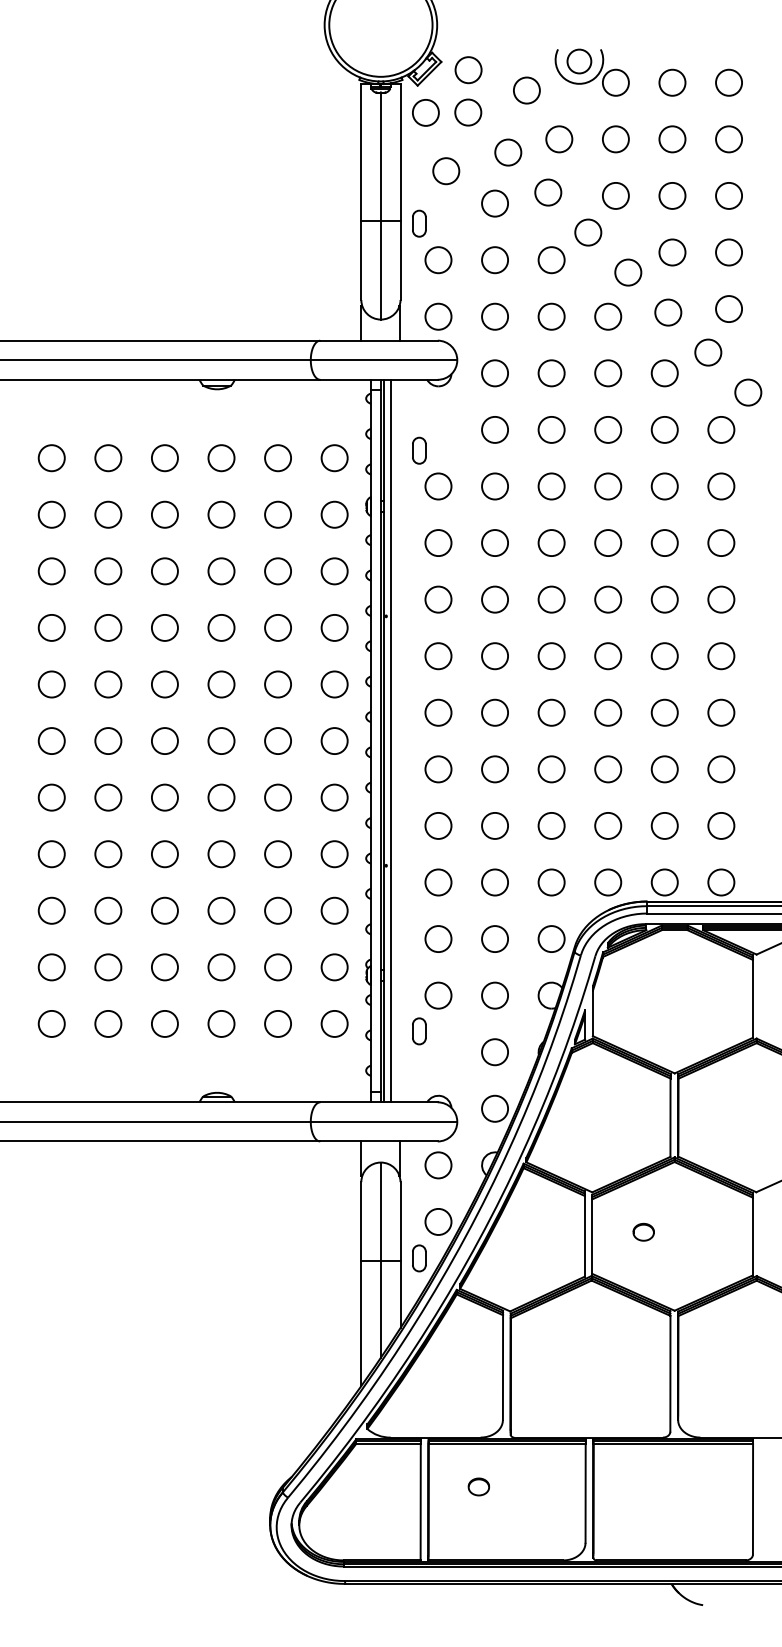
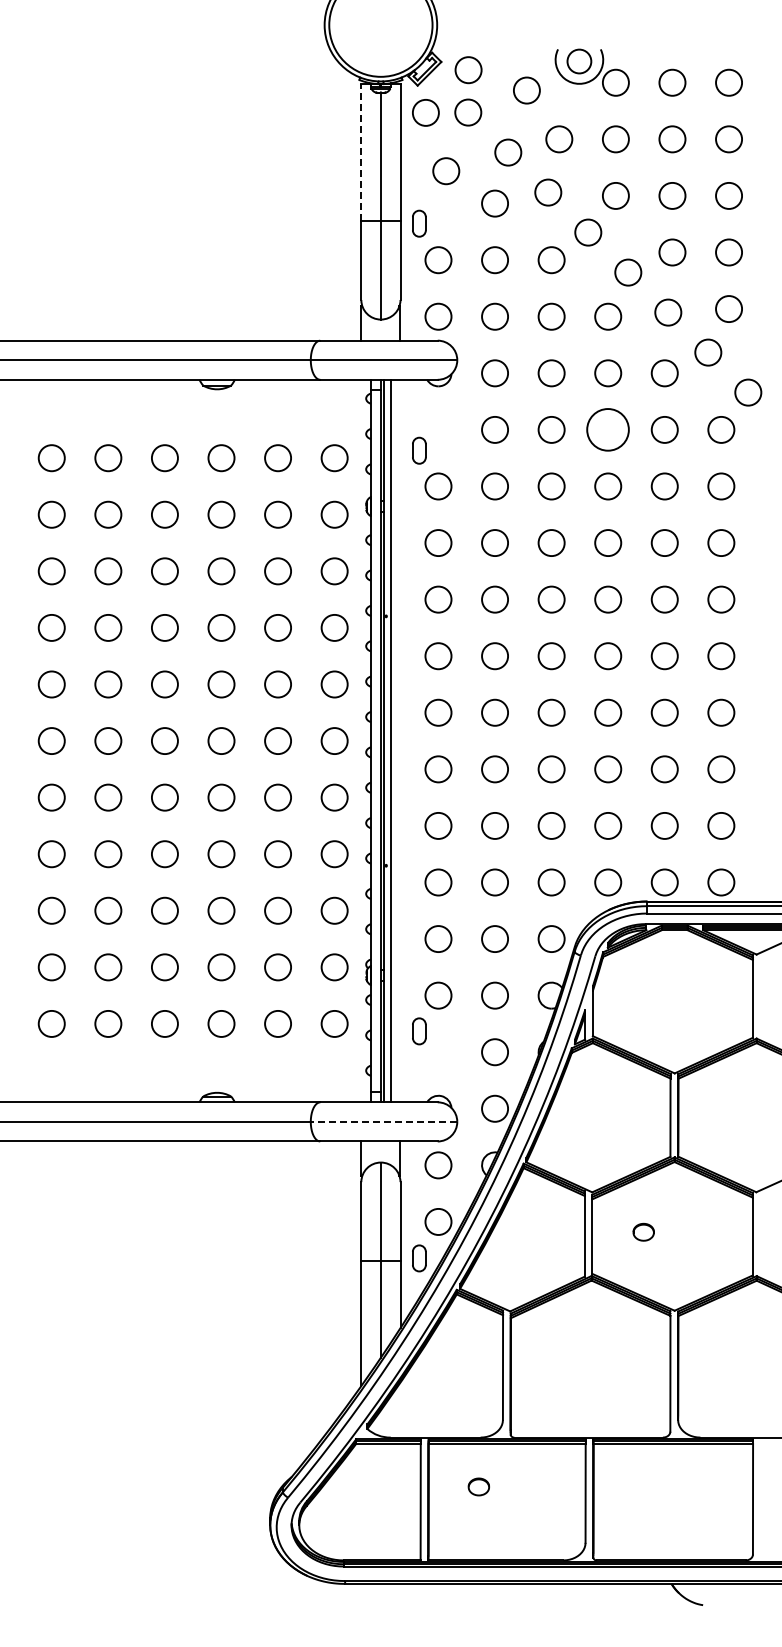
line: solid -> dashed (361, 152)
circle size: 29x28 px -> 44x44 px (607, 429)
line: solid -> dashed (383, 1121)
